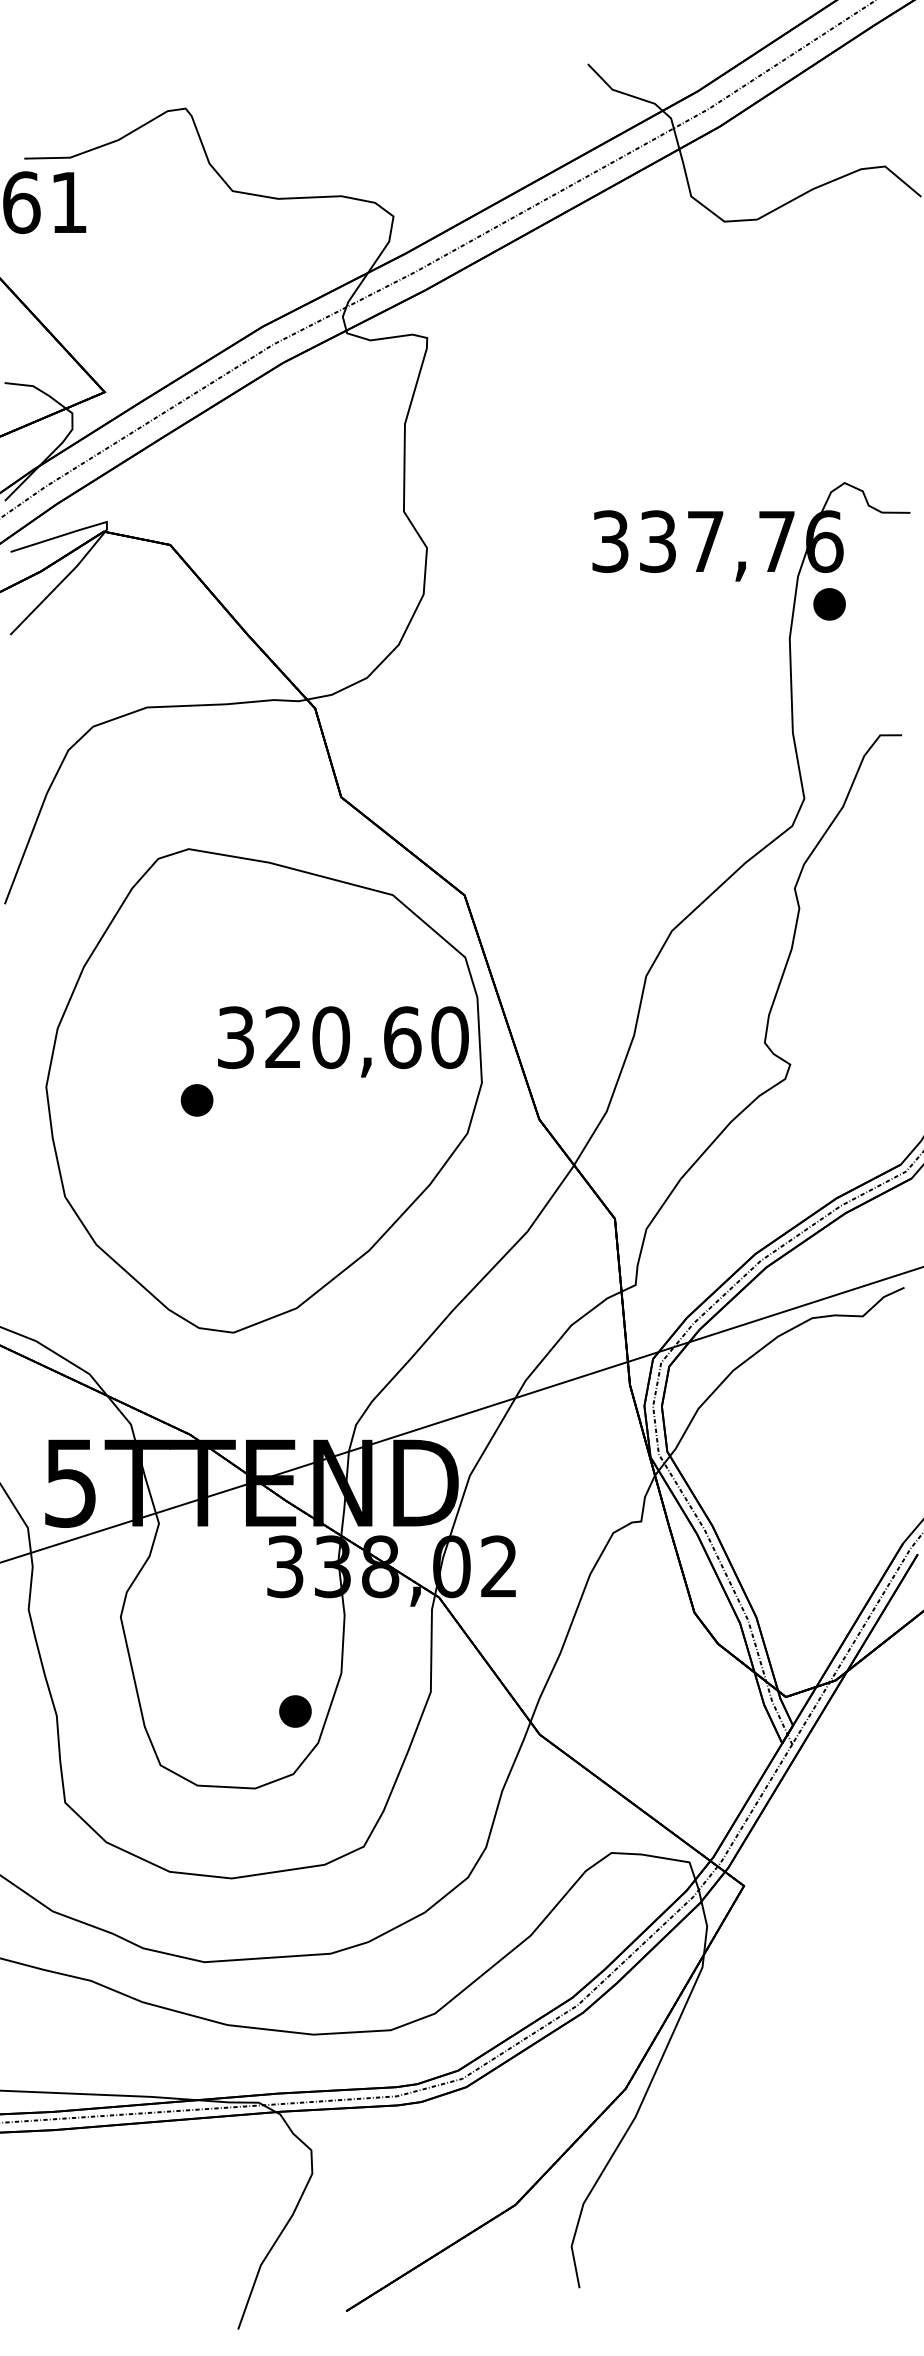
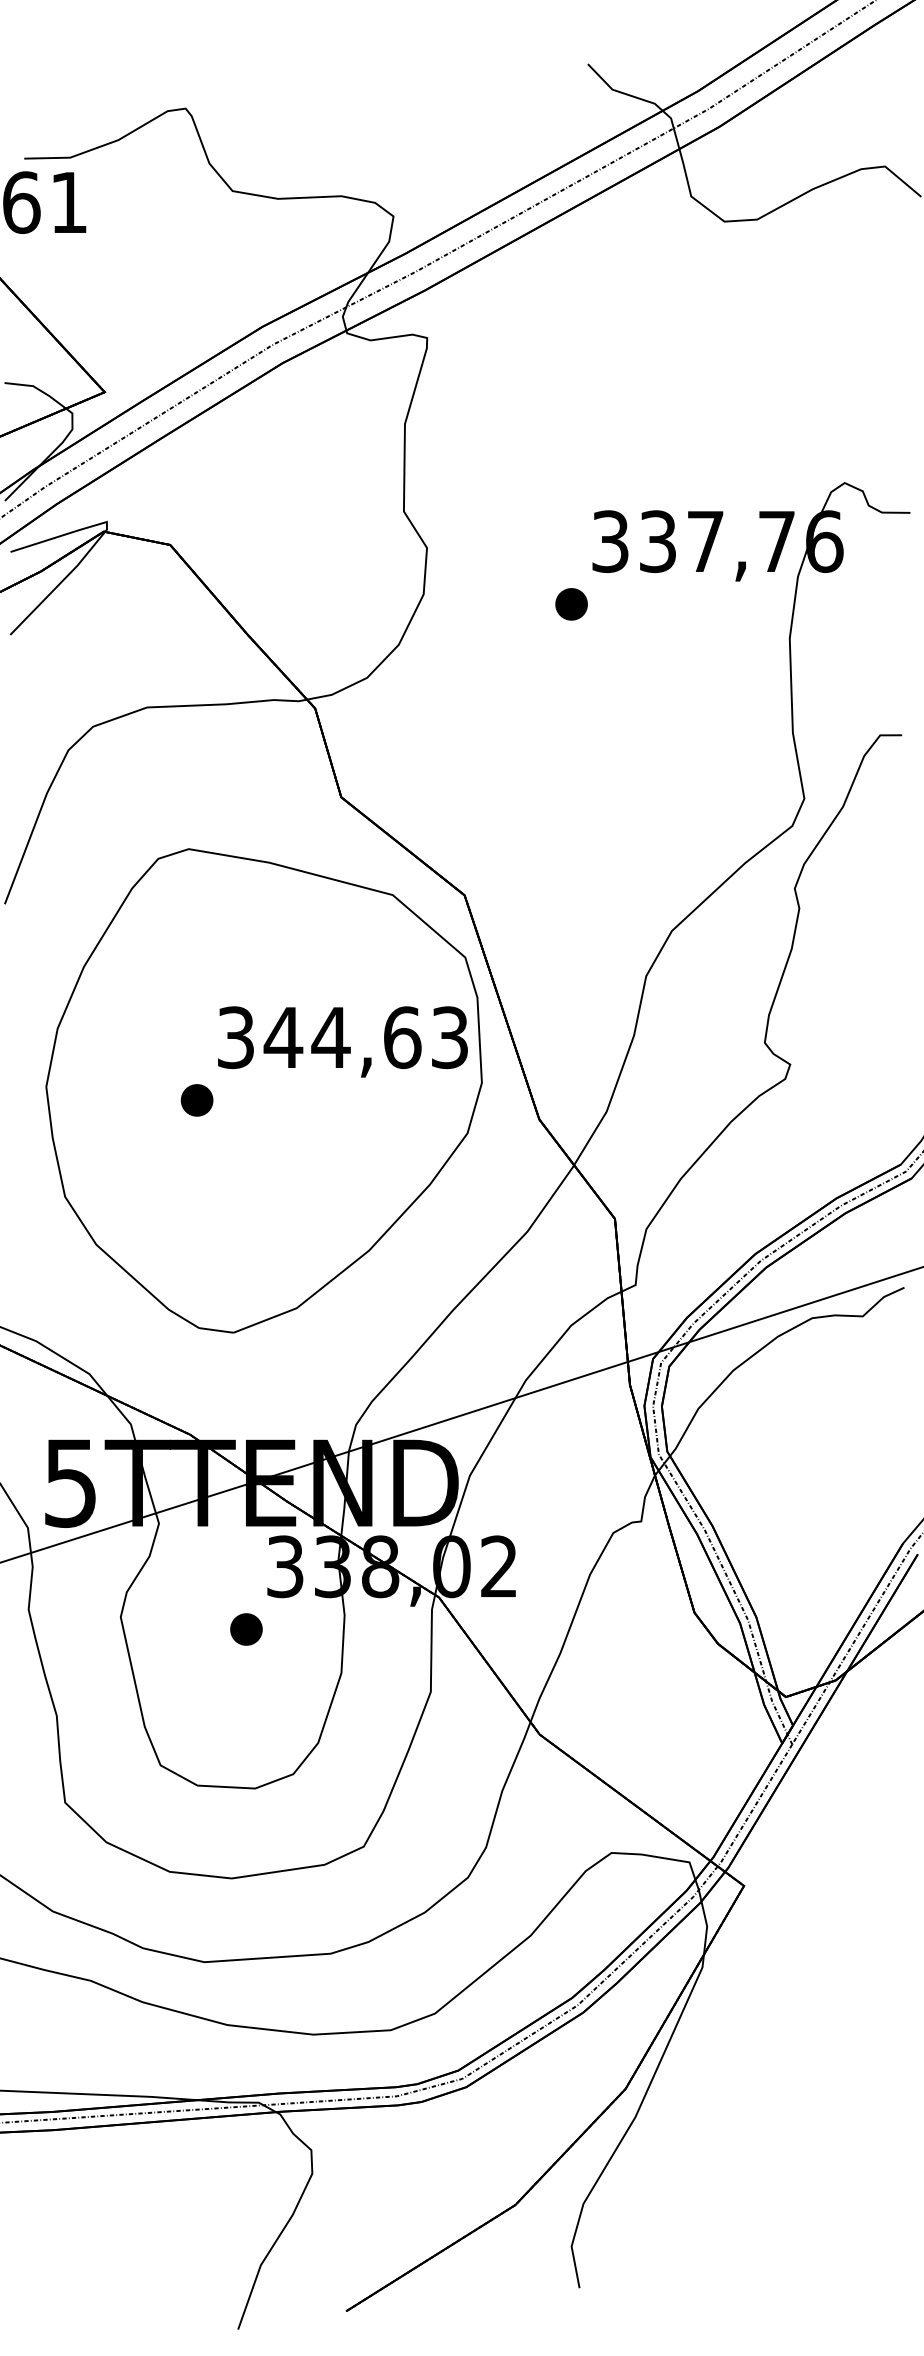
part position: (829, 604) -> (571, 604) (571, 604)
text: 320,60 -> 344,63 (365, 1037)
part position: (295, 1711) -> (246, 1629) (246, 1629)
